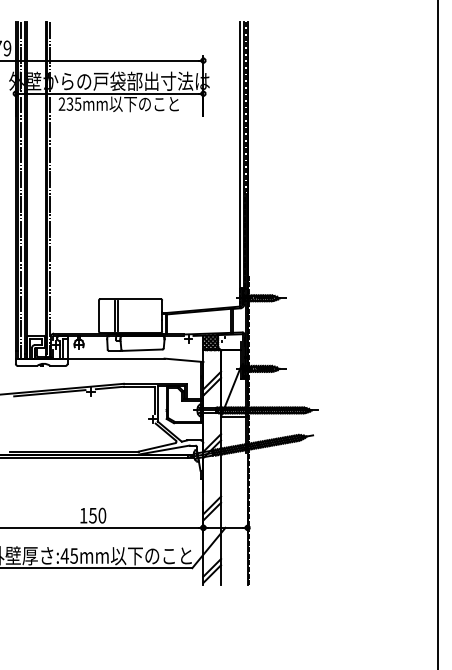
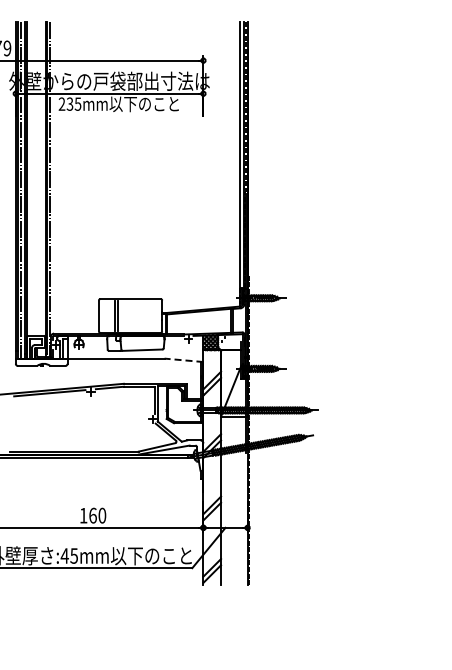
line: present -> none (438, 334)
line: solid -> dashed (183, 360)
text: 150 -> 160 (92, 515)
